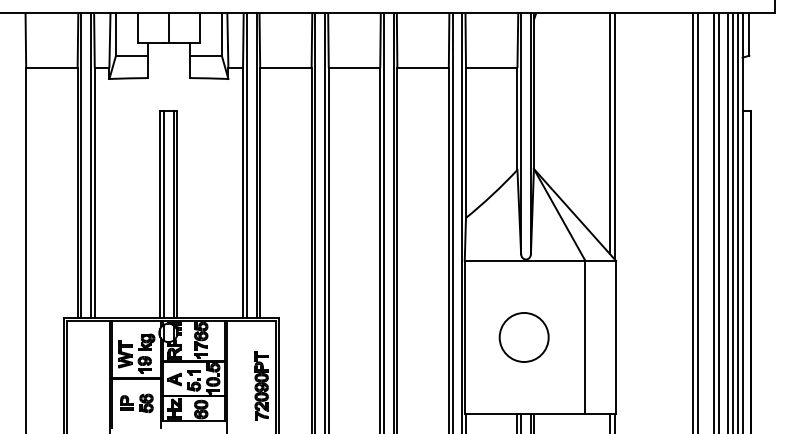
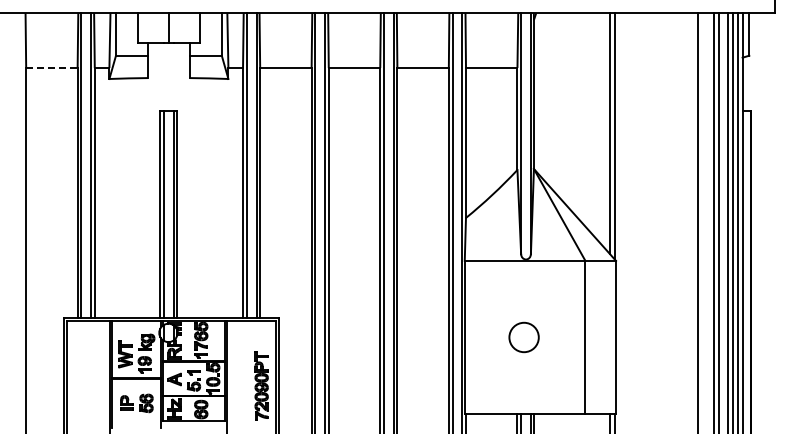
line: solid -> dashed (51, 67)
line: present -> none (692, 221)
circle size: 52x51 px -> 32x33 px (523, 337)
